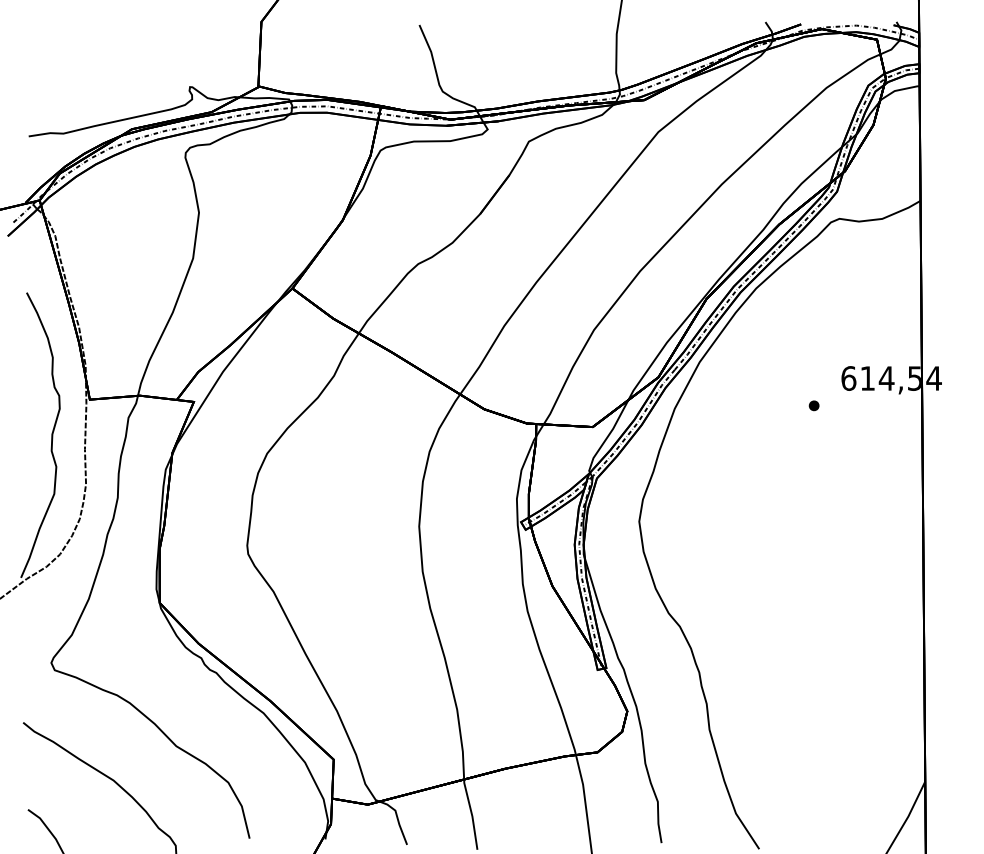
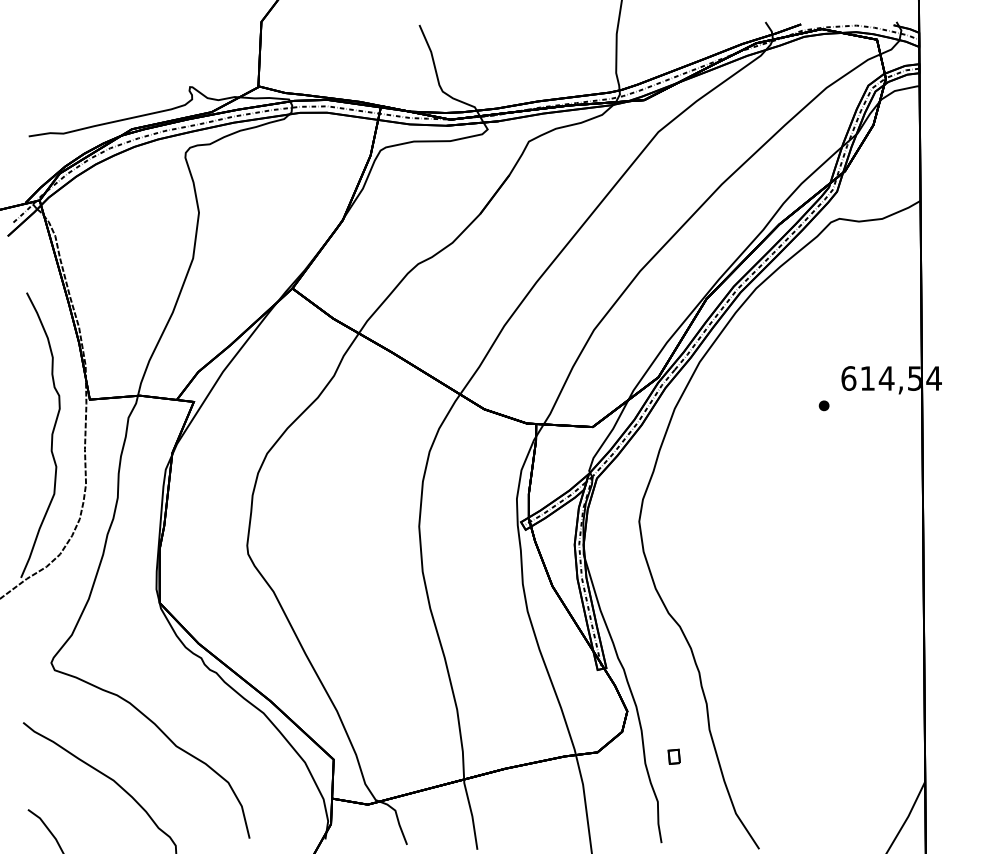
part position: (813, 405) -> (823, 405) (823, 405)
part: none -> present (673, 756)
